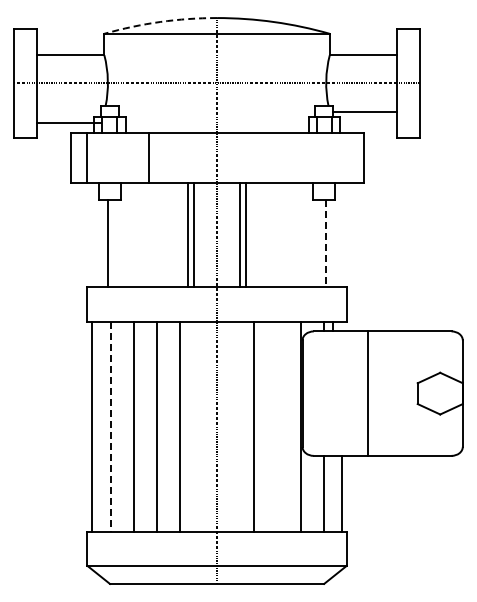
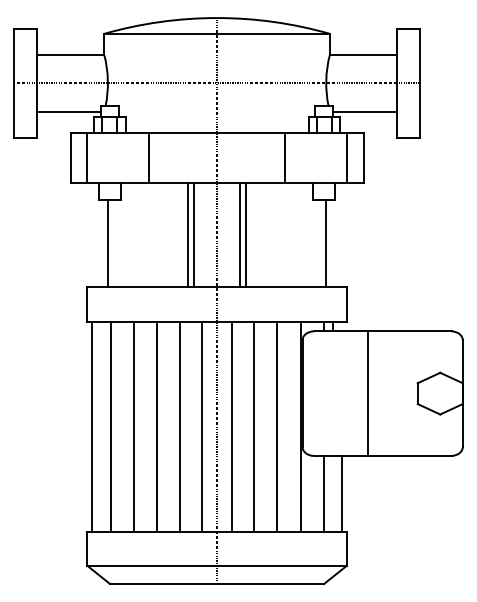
arc: dashed -> solid (160, 22)
line position: (68, 122) -> (68, 111) (68, 111)
line: none -> present (285, 157)
line: none -> present (346, 157)
line: dashed -> solid (325, 243)
line: none -> present (202, 426)
line: none -> present (231, 426)
line: none -> present (277, 426)
line: dashed -> solid (110, 427)
